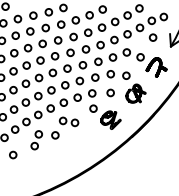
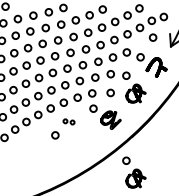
part size: 22x12 px -> 14x8 px (68, 121)
part: present -> none (36, 140)
circle: present -> none (13, 154)
part: none -> present (134, 172)
